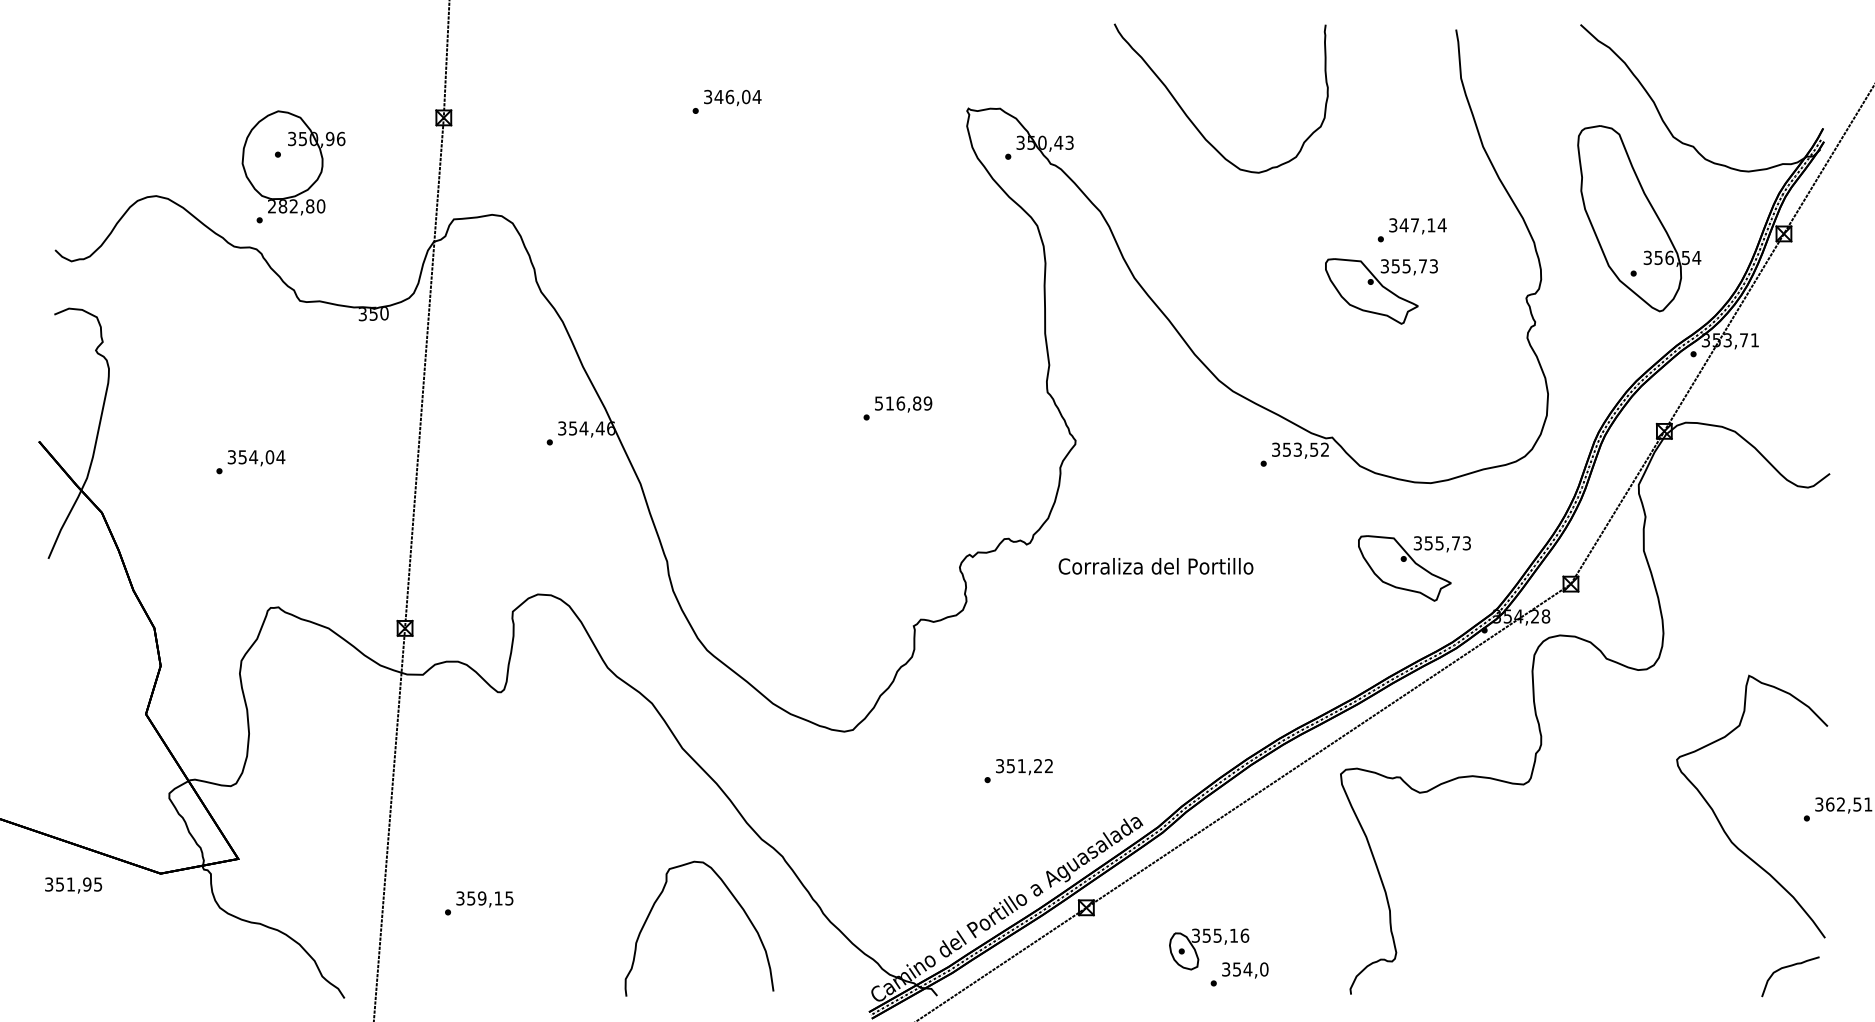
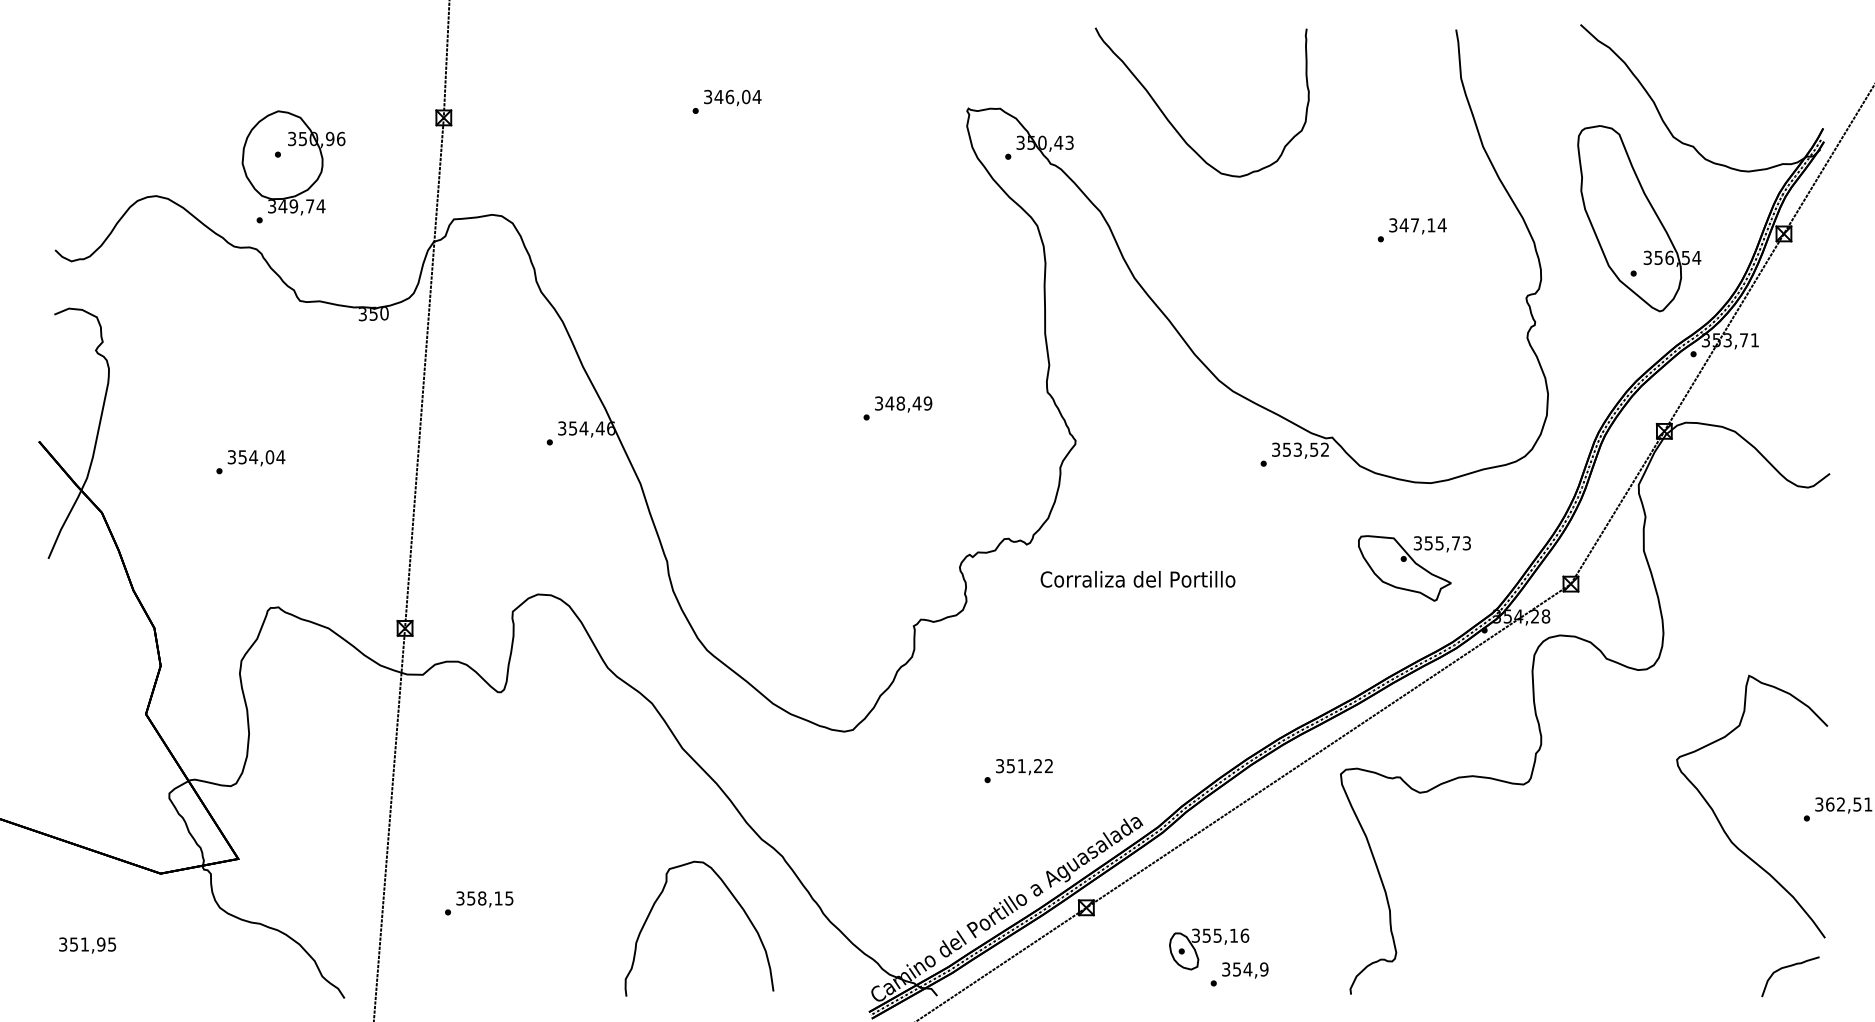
curve position: (1190, 118) -> (1171, 122) (1171, 122)
text: 282,80 -> 349,74 (296, 206)
part: present -> none (1381, 291)
text: 516,89 -> 348,49 (898, 403)
text position: (1155, 566) -> (1137, 579) (1137, 579)
text position: (73, 885) -> (87, 945) (87, 945)
text: 359,15 -> 358,15 (482, 898)
text: 354,0 -> 354,9 (1264, 969)
